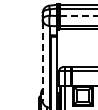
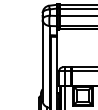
line: dashed -> solid (78, 15)
line: dashed -> solid (42, 62)
